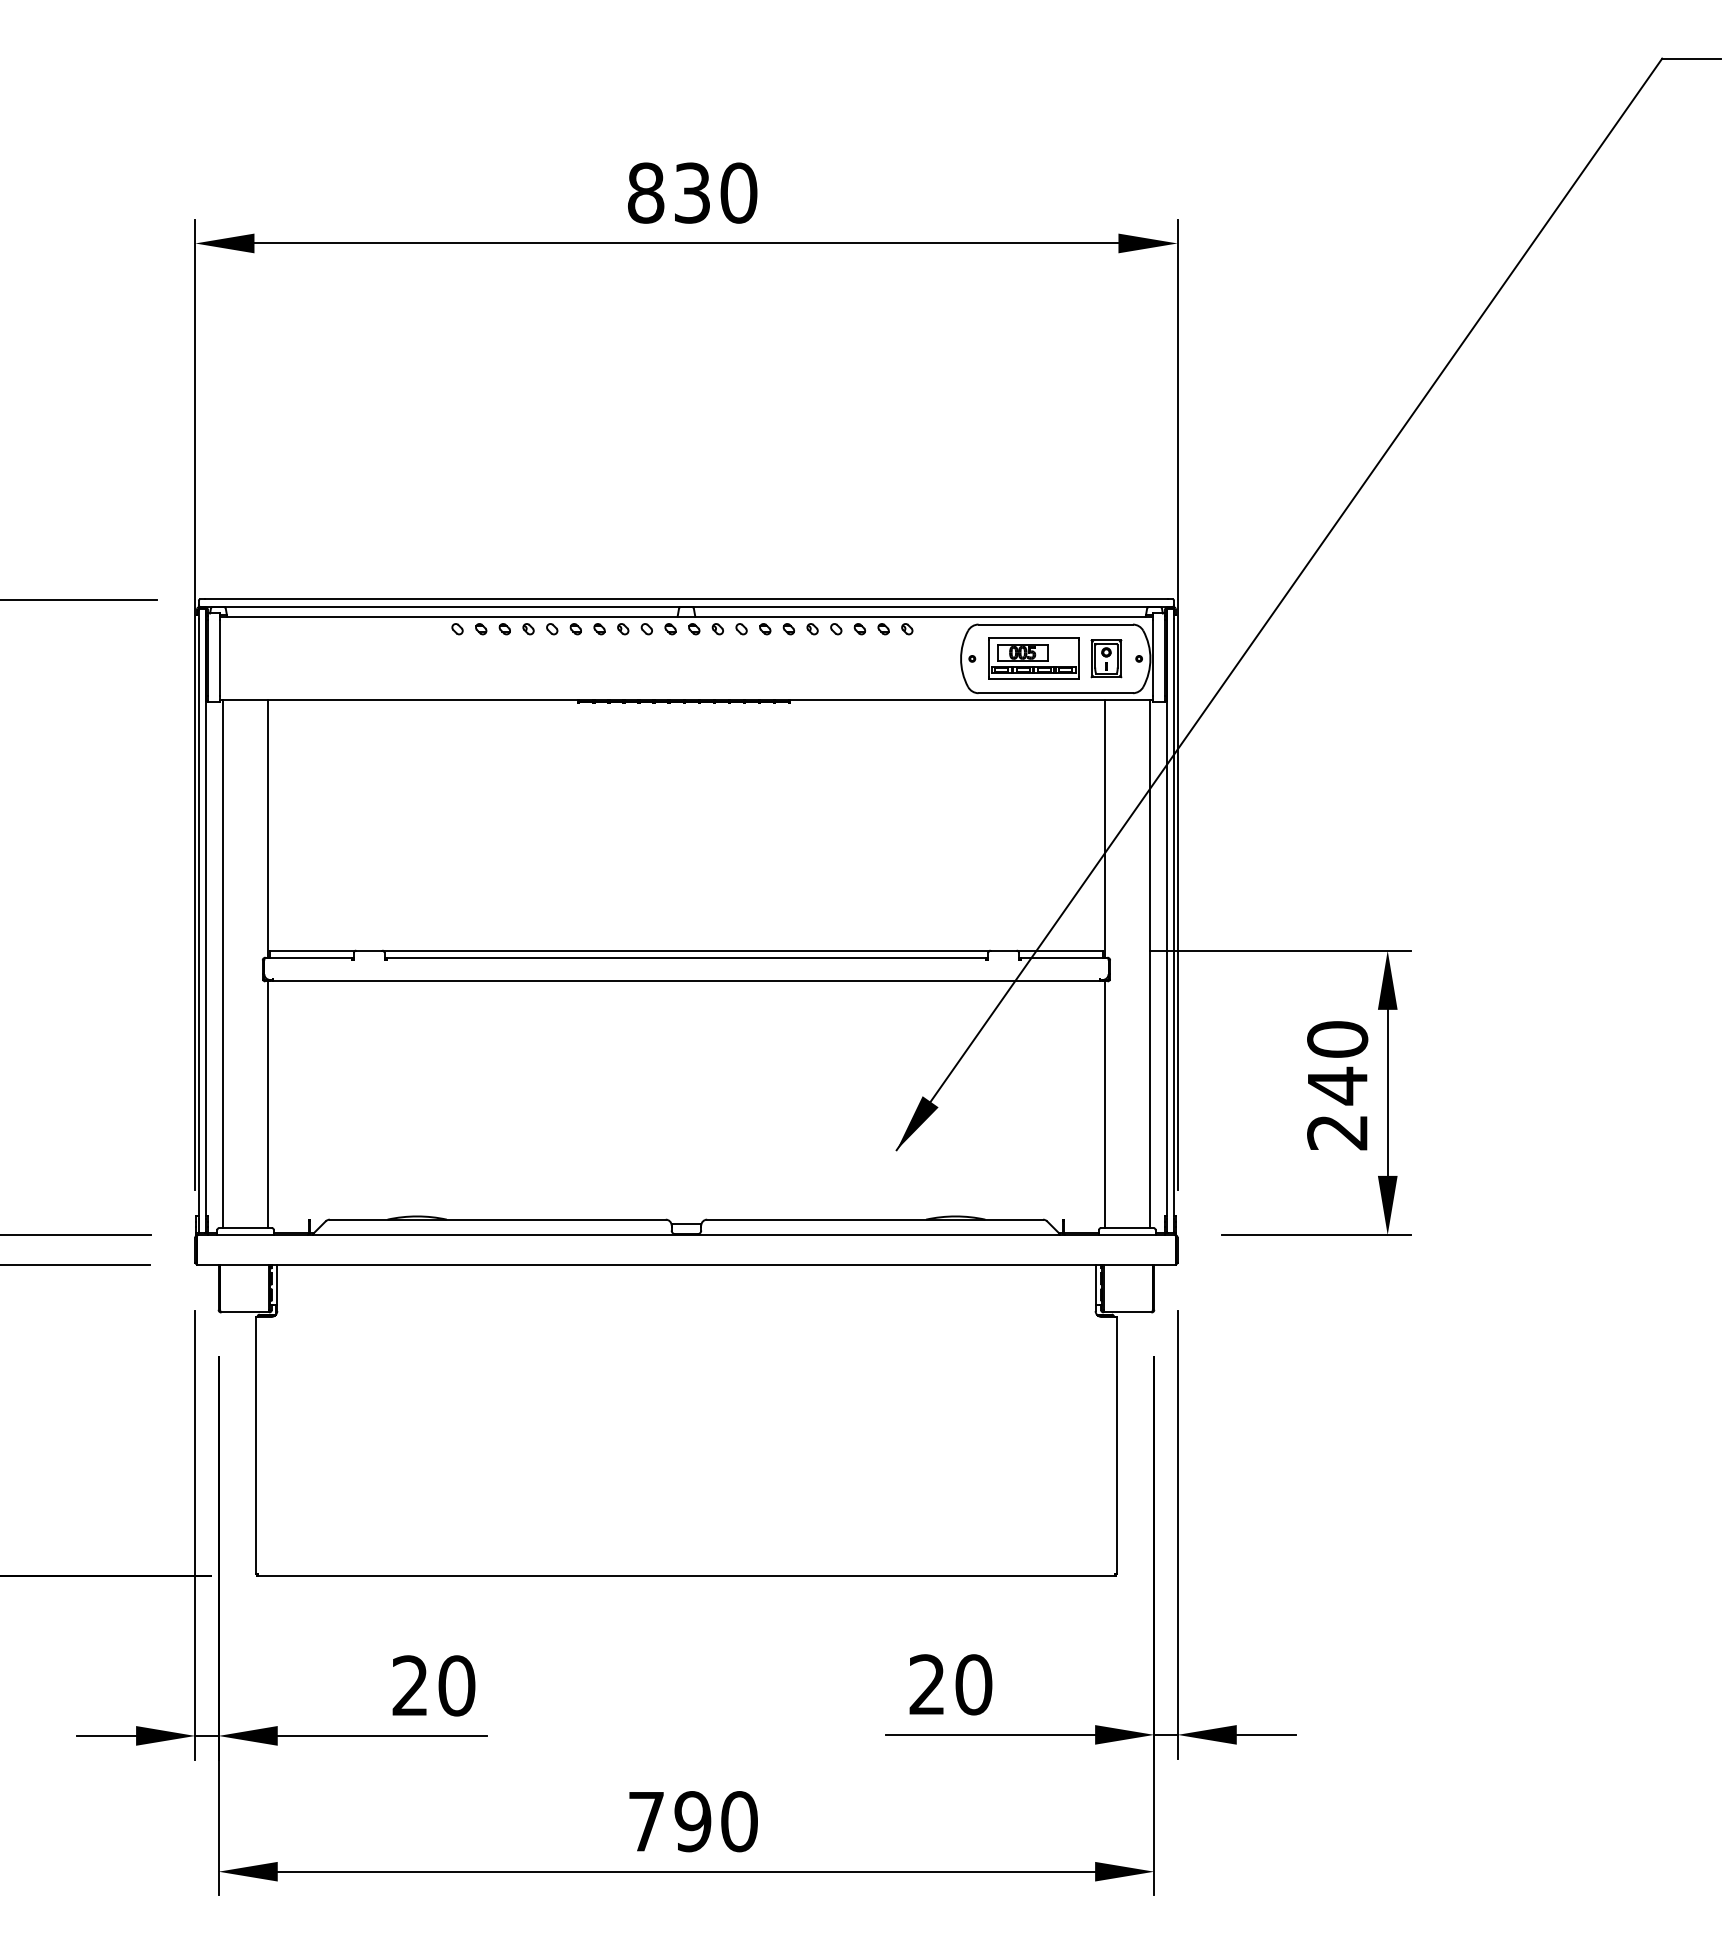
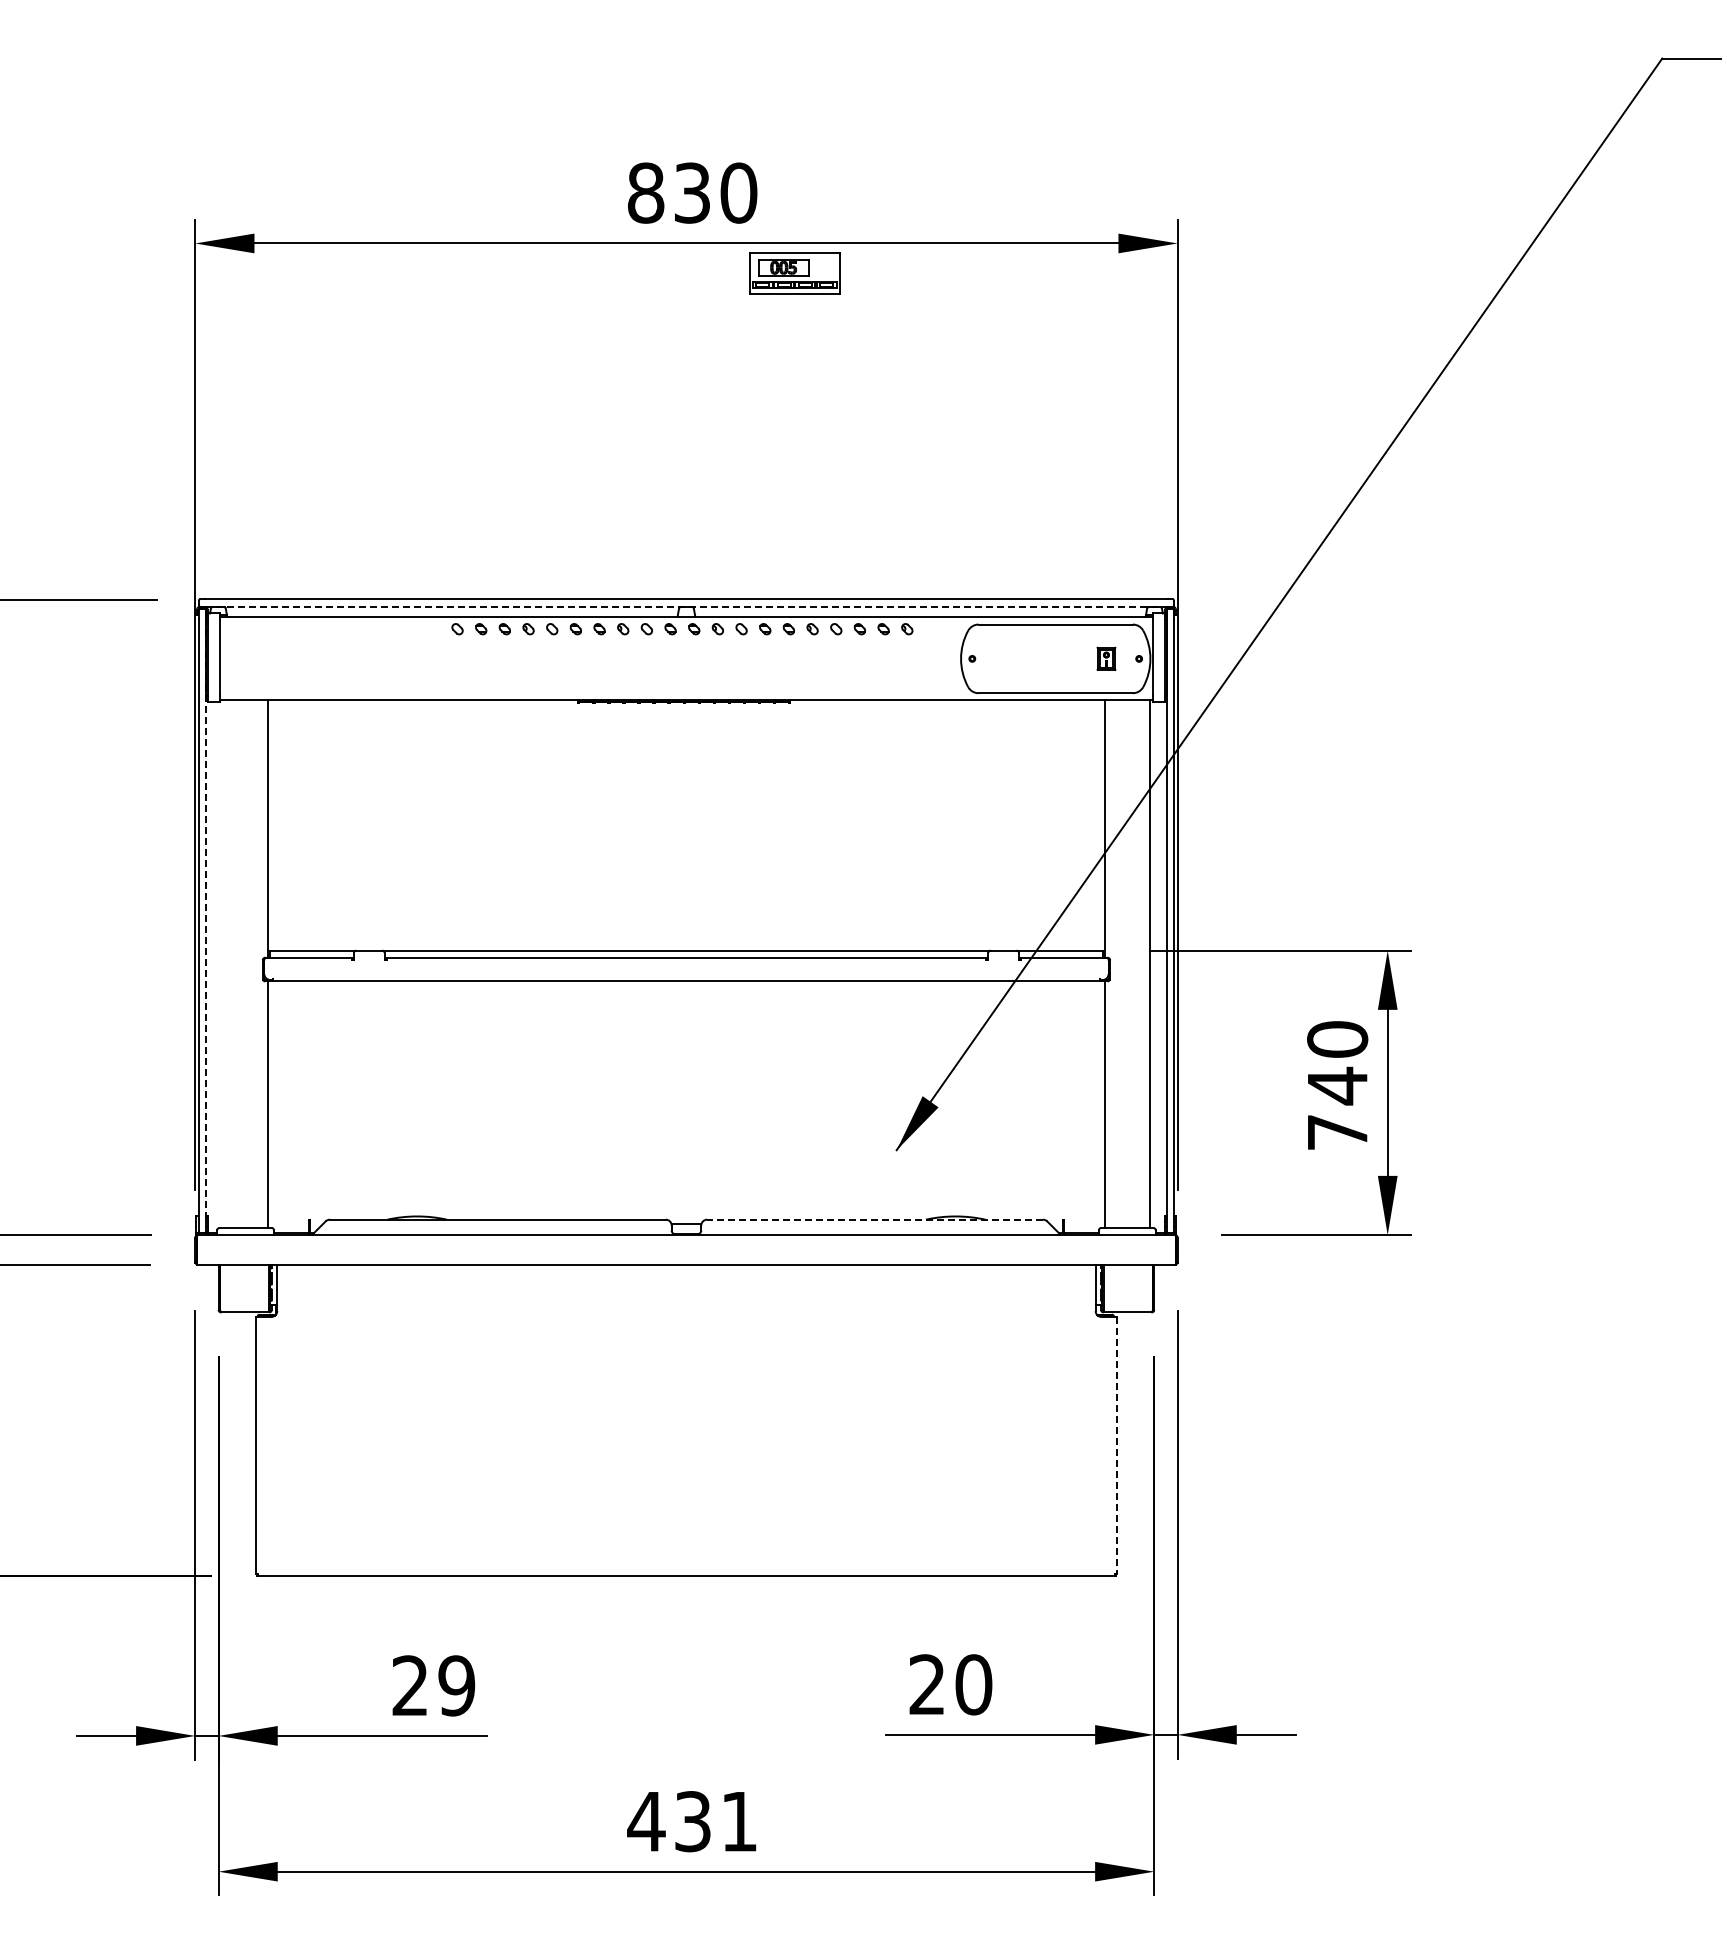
line: solid -> dashed (686, 606)
part position: (1033, 658) -> (794, 273) (794, 273)
part size: 33x40 px -> 21x25 px (1106, 658)
line: solid -> dashed (205, 918)
line: present -> none (223, 963)
text: 240 -> 740 (1337, 1132)
line: solid -> dashed (875, 1219)
line: solid -> dashed (1116, 1445)
text: 20 -> 29 (456, 1685)
text: 790 -> 431 (692, 1821)
